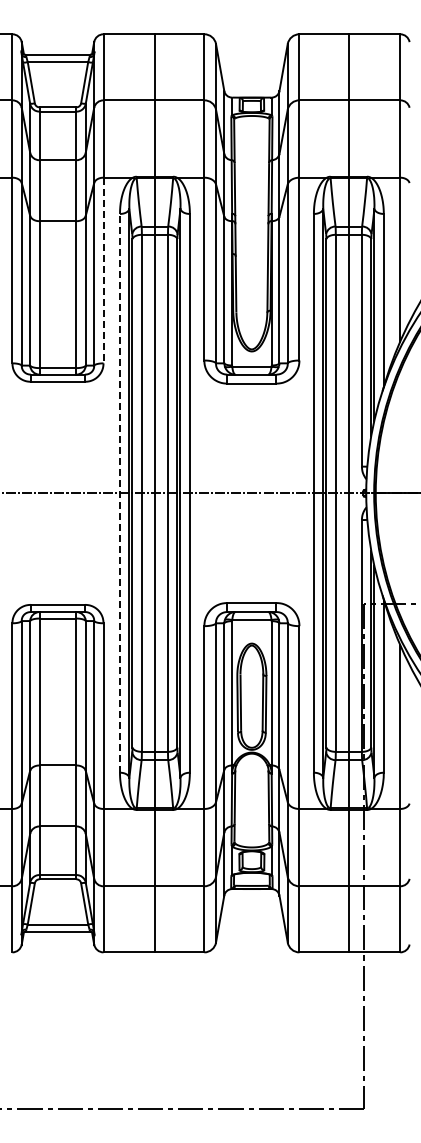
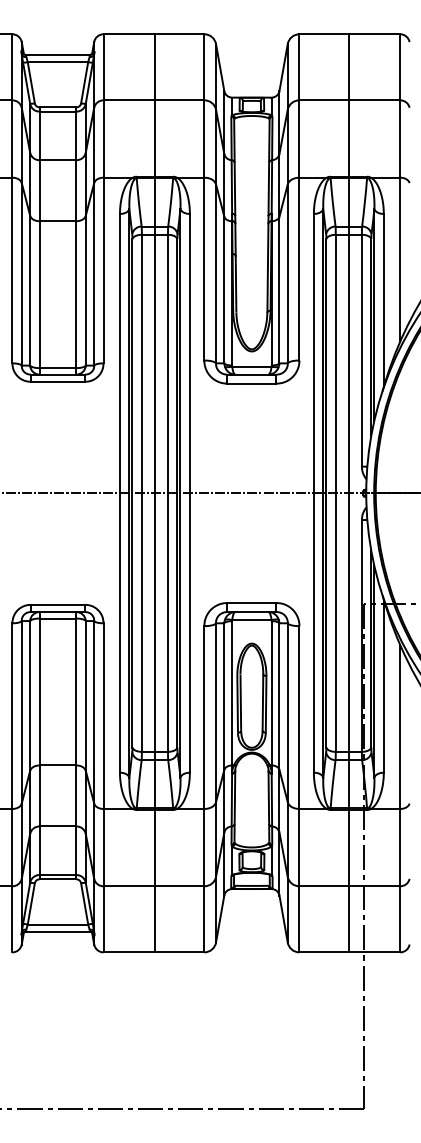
line: dashed -> solid (103, 270)
line: dashed -> solid (119, 492)
